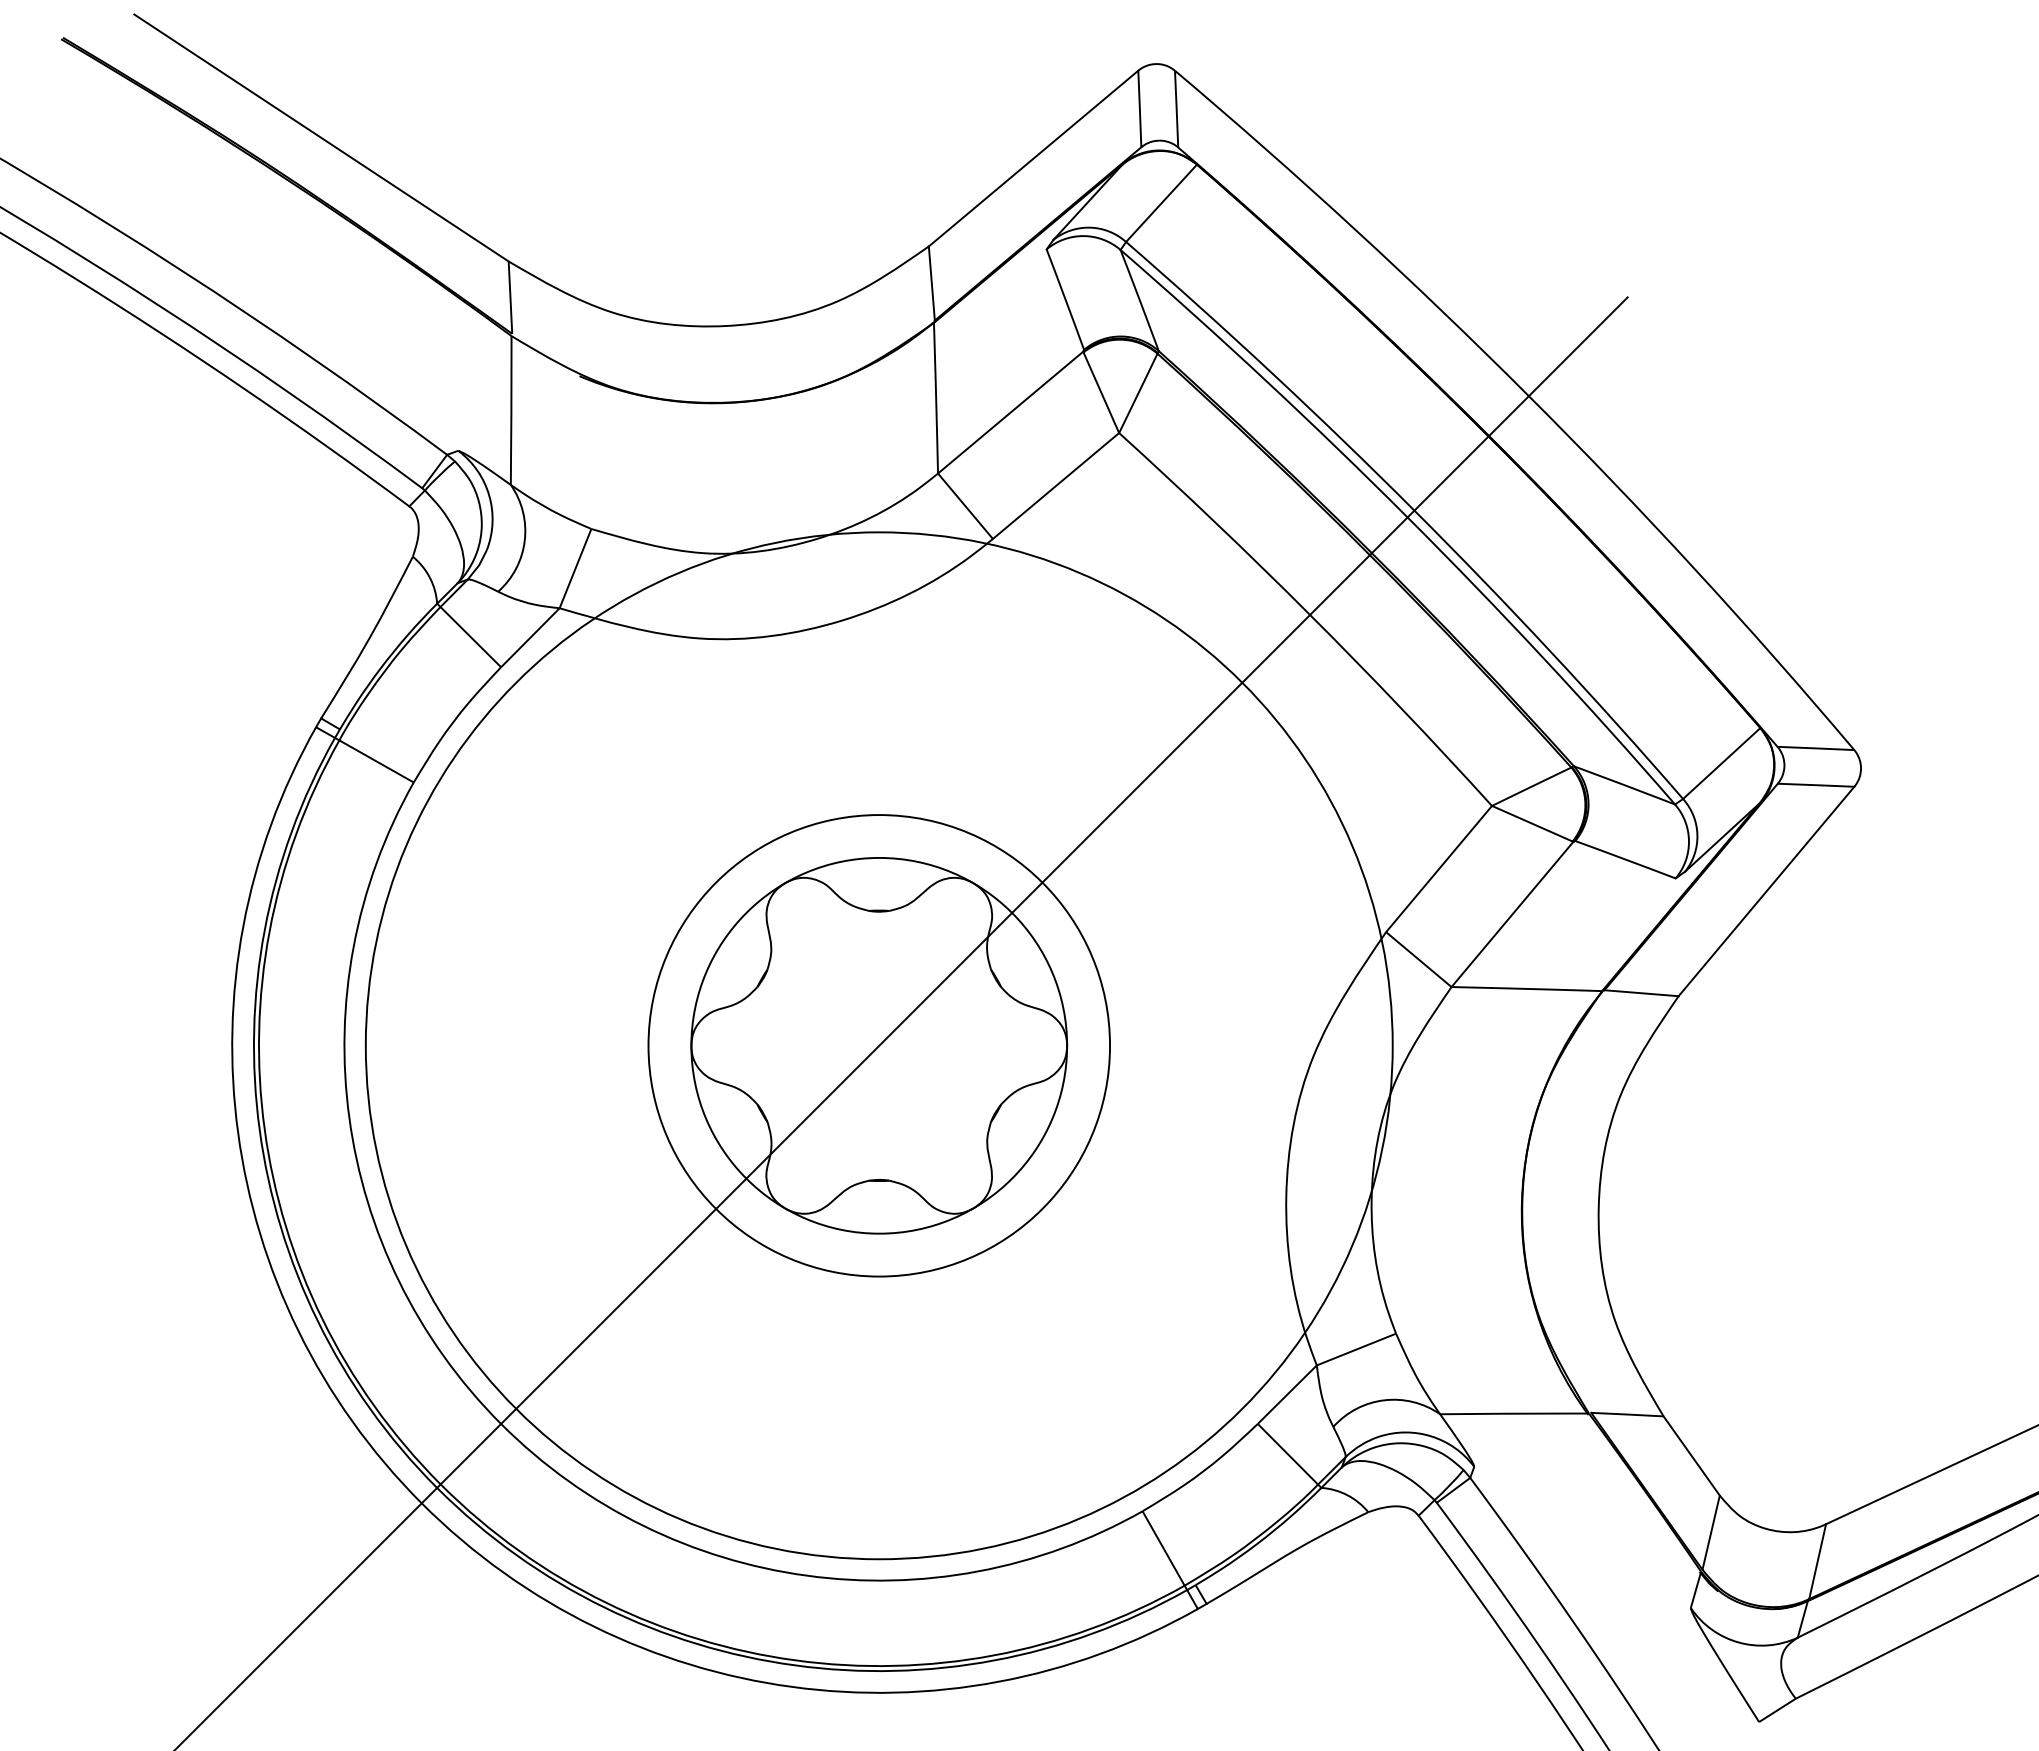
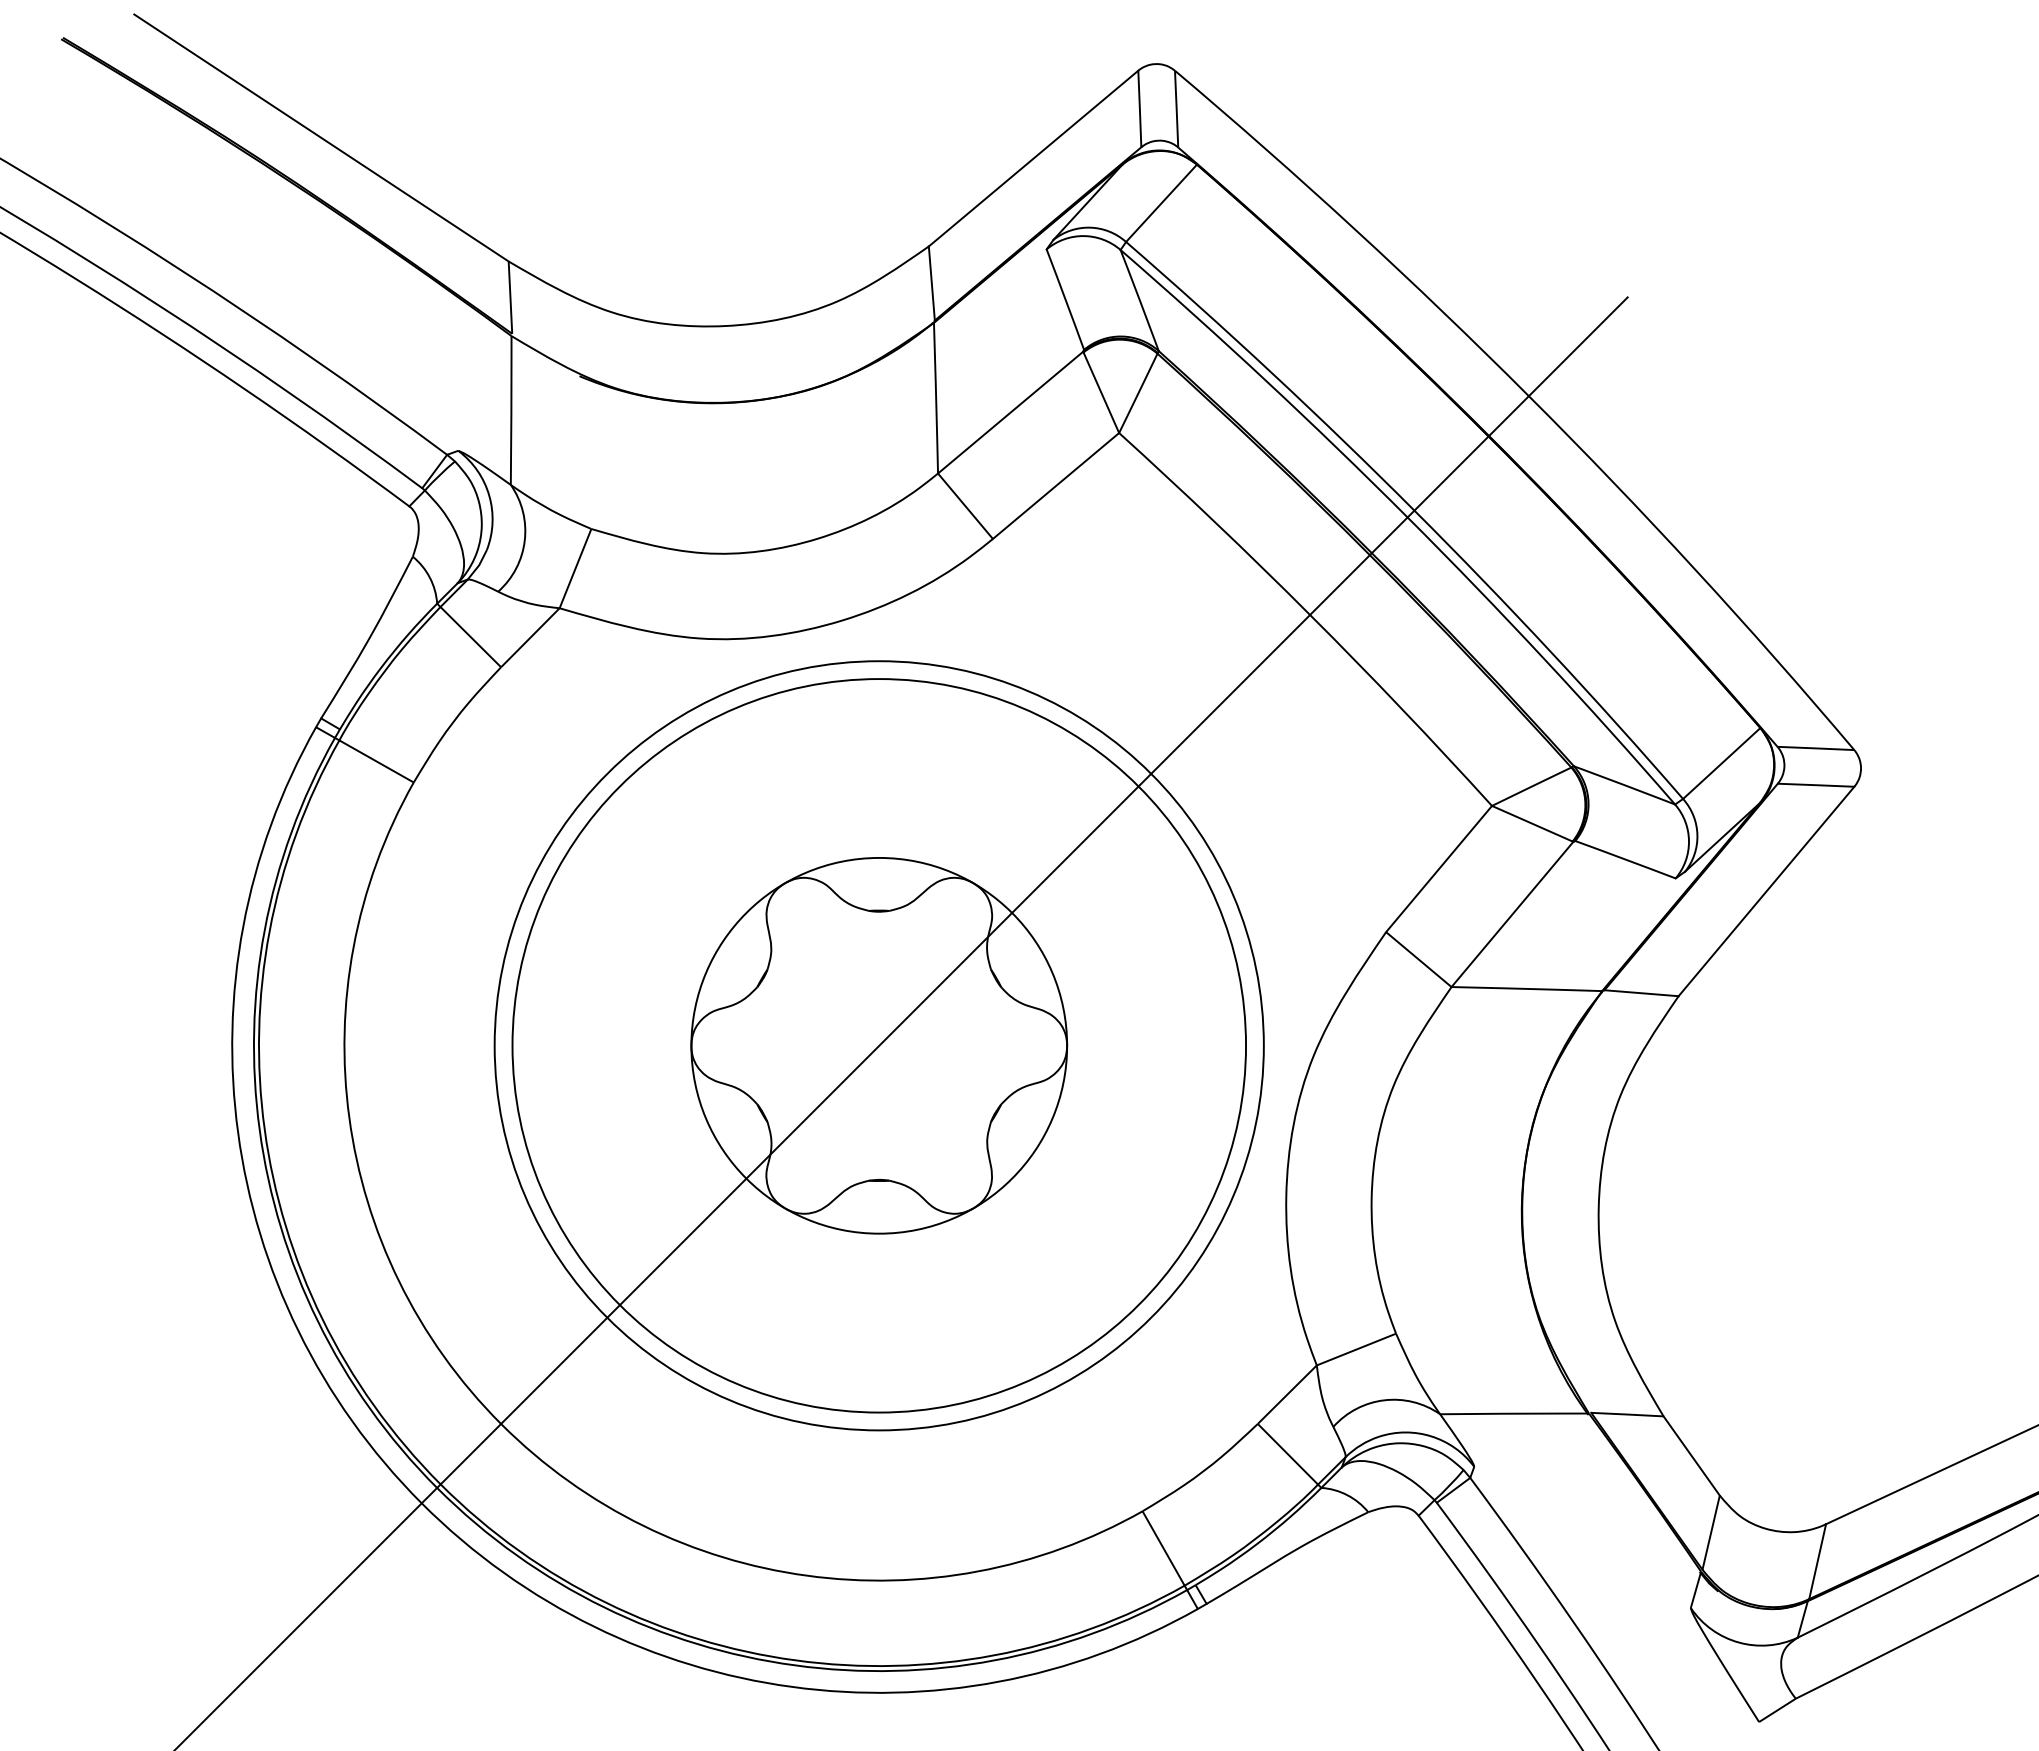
circle diameter: 1027 px -> 734 px (879, 1045)
circle diameter: 462 px -> 769 px (878, 1045)
